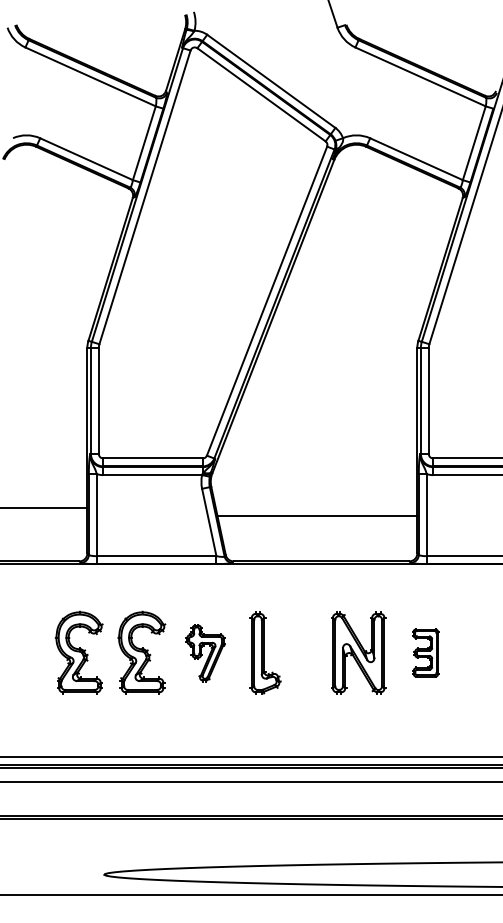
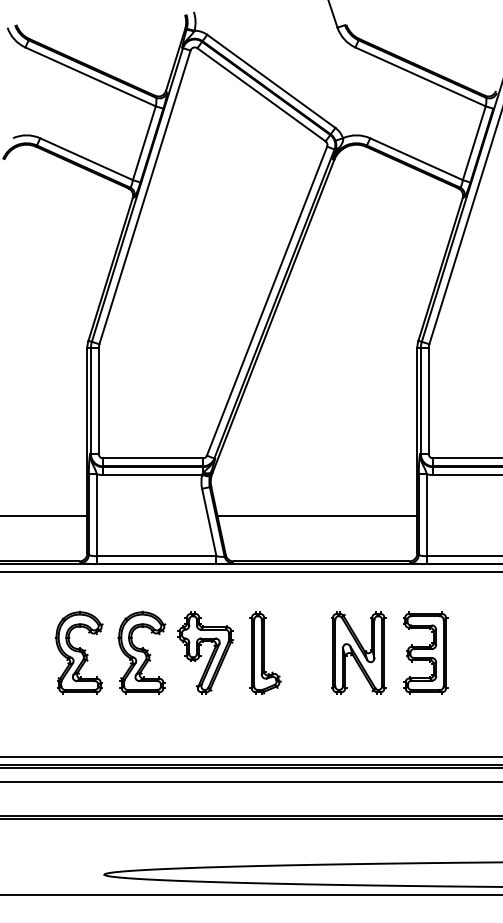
line position: (44, 508) -> (44, 516) (44, 516)
line: none -> present (250, 572)
part size: 28x50 px -> 46x84 px (425, 652)
part size: 41x59 px -> 57x84 px (205, 652)
